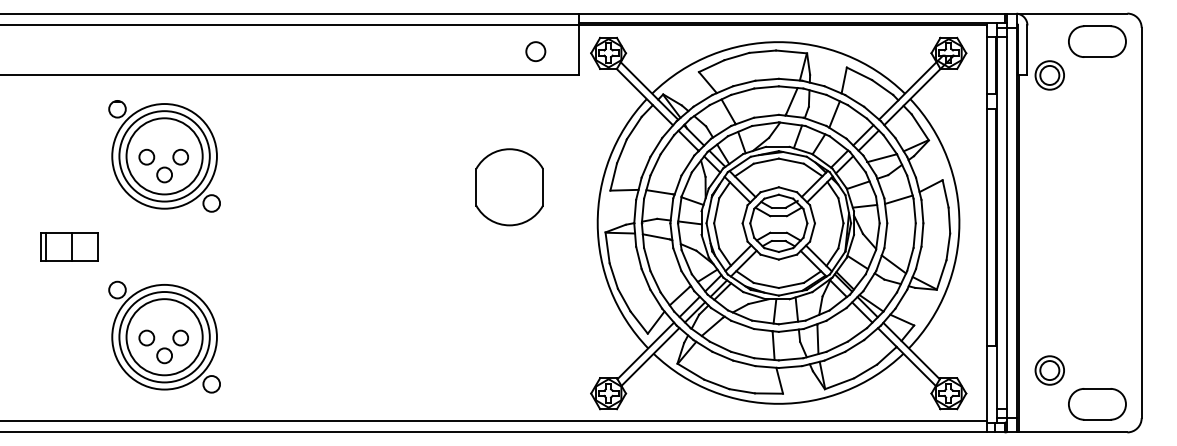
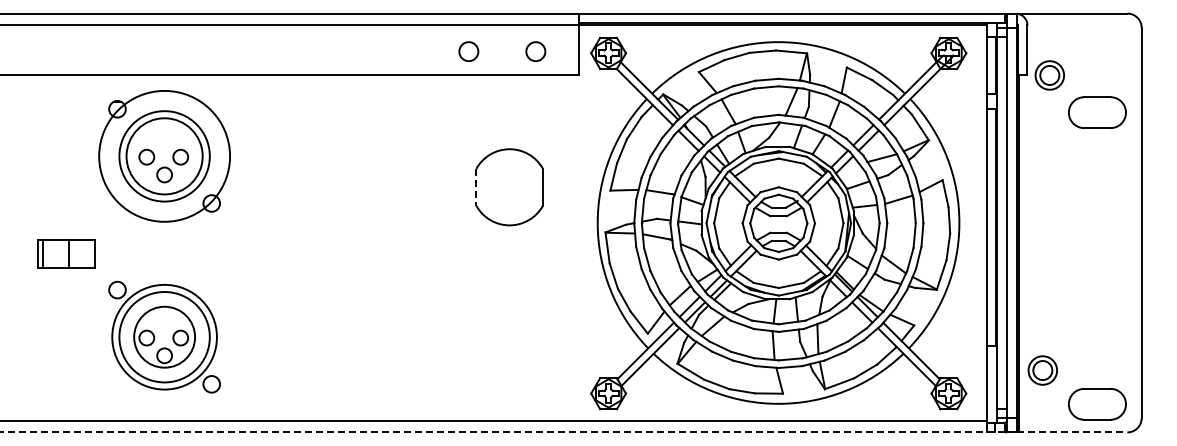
part position: (1097, 41) -> (1097, 112) (1097, 112)
circle: none -> present (468, 51)
circle diameter: 105 px -> 131 px (164, 155)
line: solid -> dashed (476, 187)
part position: (69, 246) -> (66, 253) (66, 253)
circle diameter: 76 px -> 61 px (164, 336)
part position: (1049, 370) -> (1042, 370) (1042, 370)
line: solid -> dashed (502, 432)
line: solid -> dashed (1072, 432)
